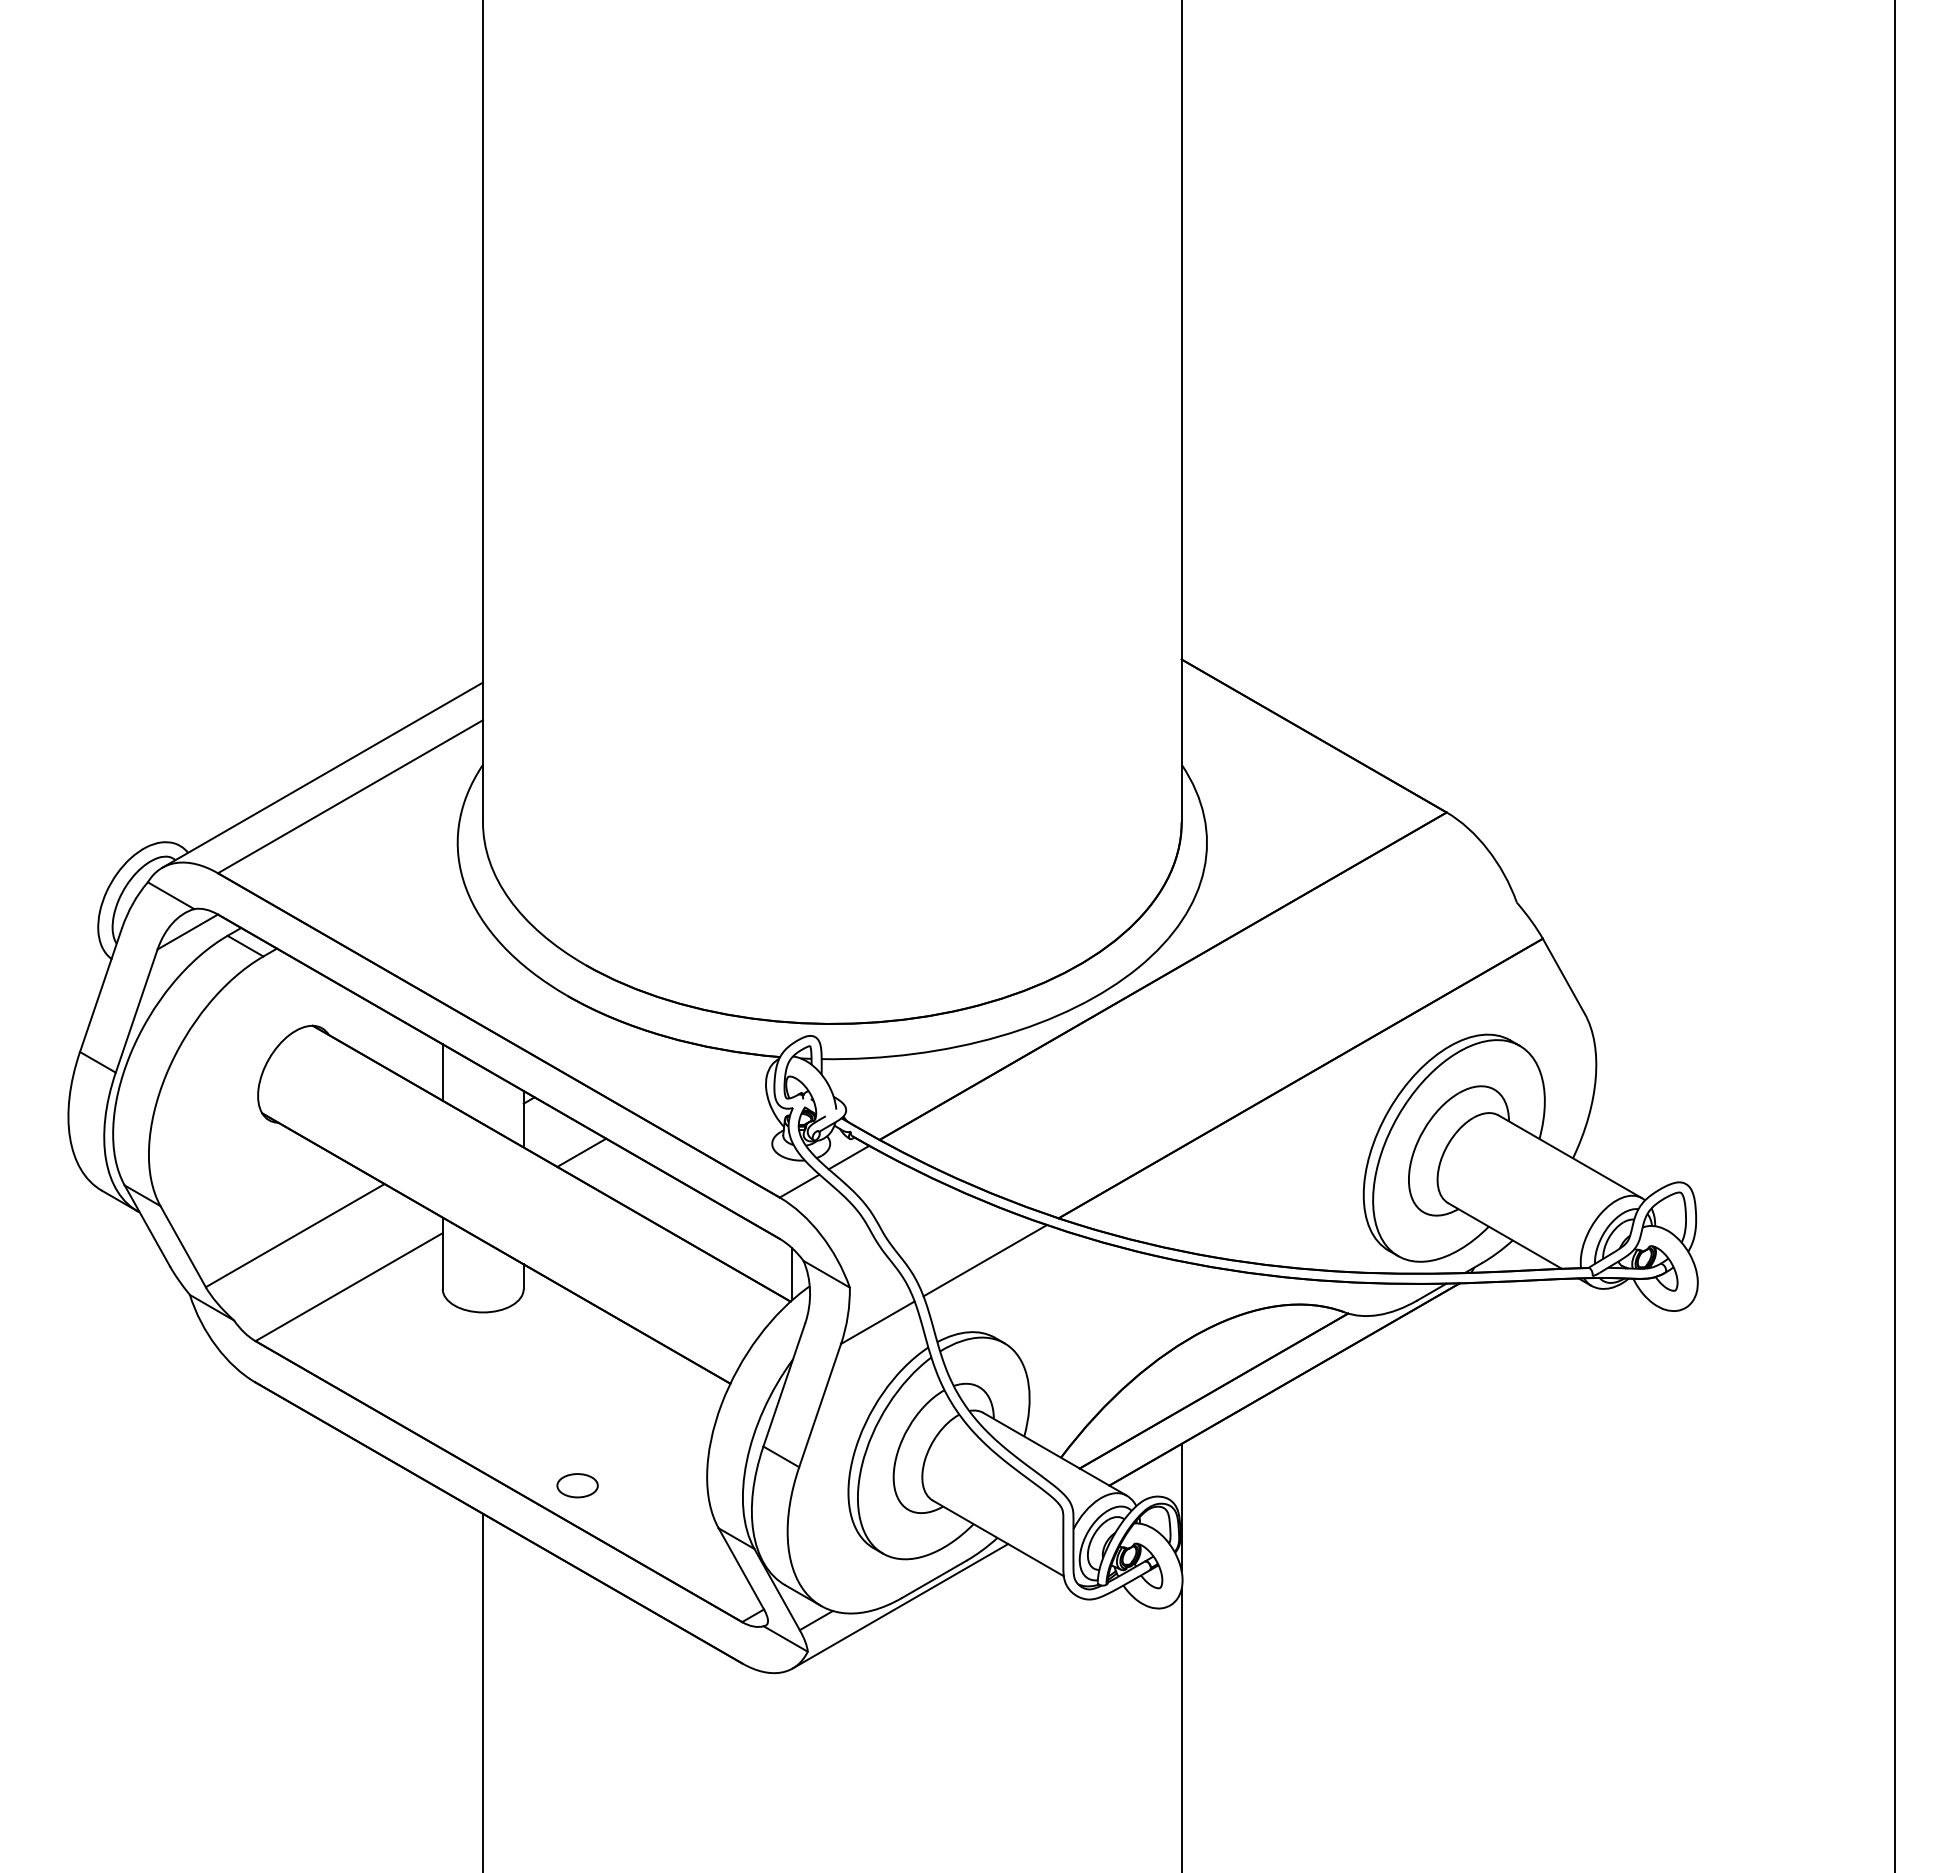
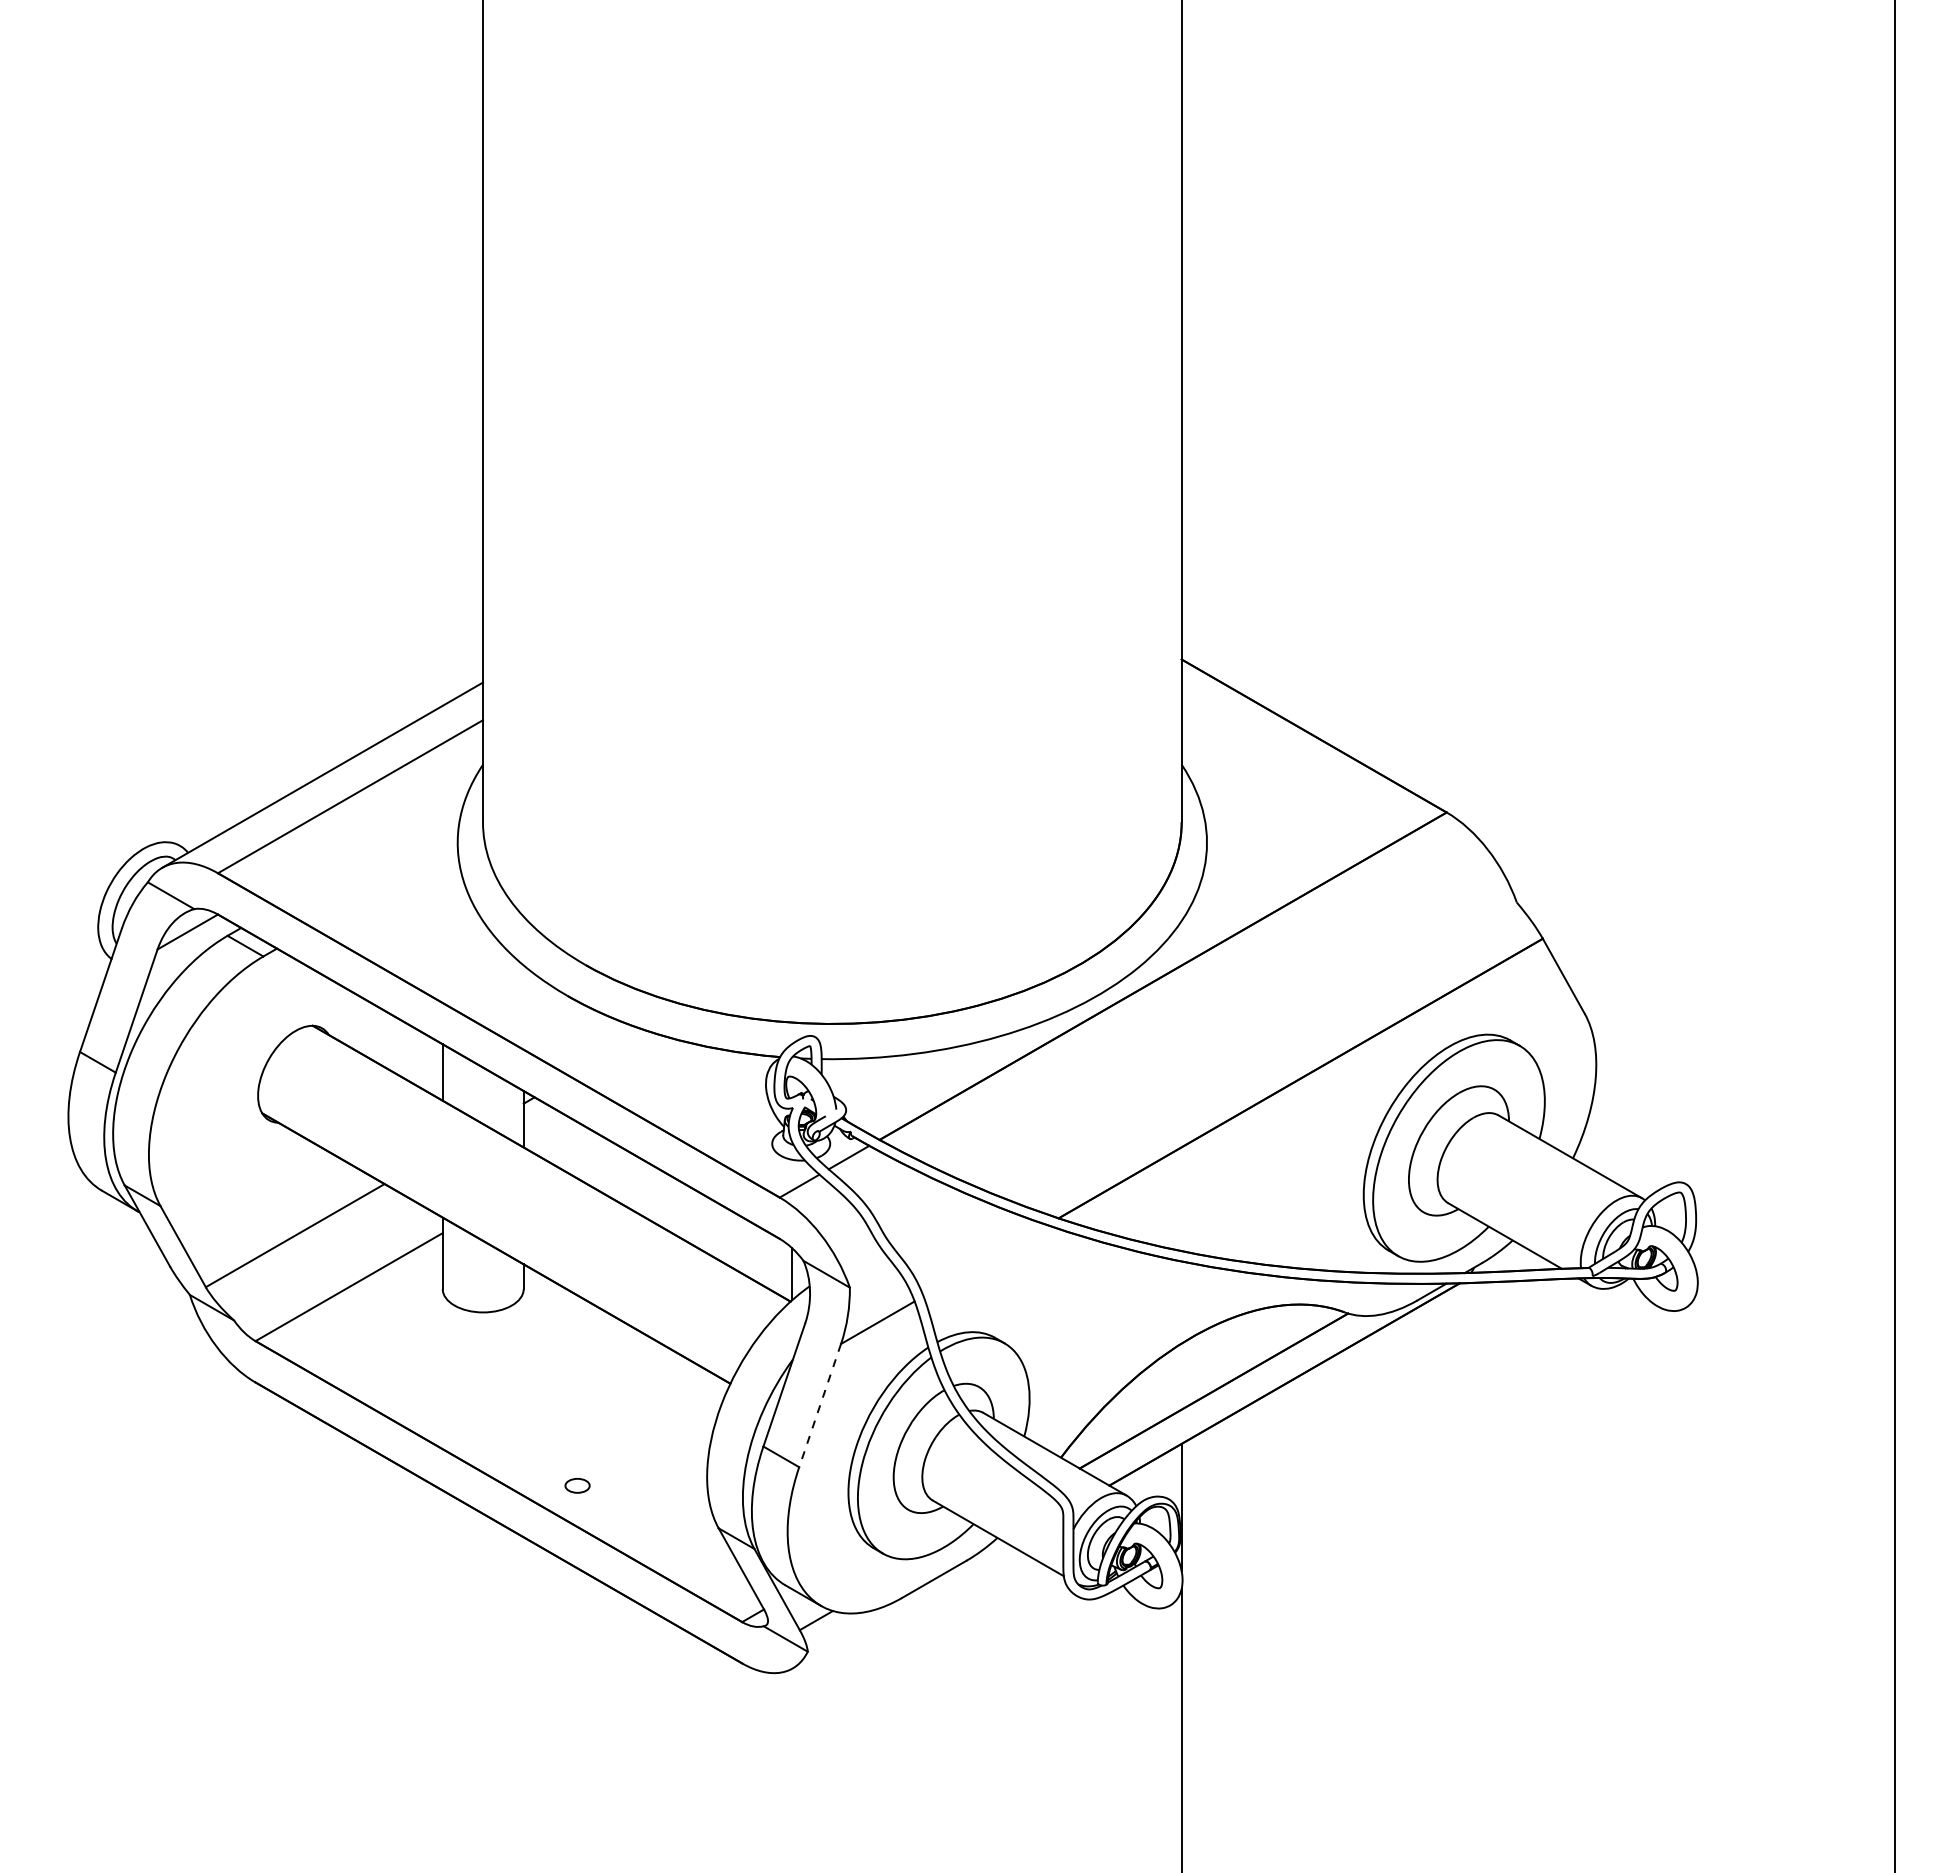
line: present -> none (581, 1152)
line: present -> none (985, 1260)
line: solid -> dashed (819, 1406)
part size: 43x26 px -> 27x16 px (577, 1485)
line: present -> none (900, 1606)
line: present -> none (482, 1691)
